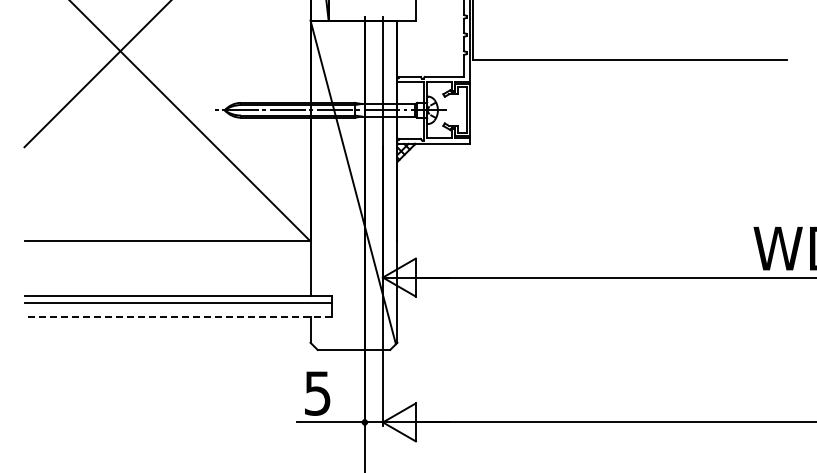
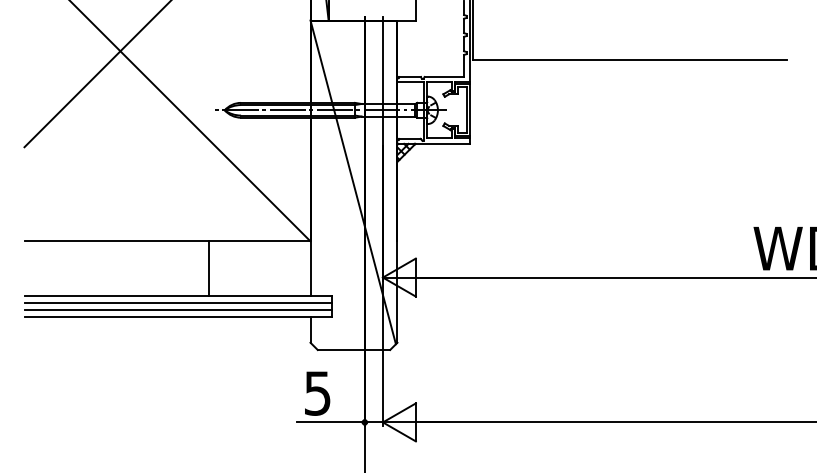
line: none -> present (209, 268)
line: none -> present (178, 310)
line: dashed -> solid (178, 317)
